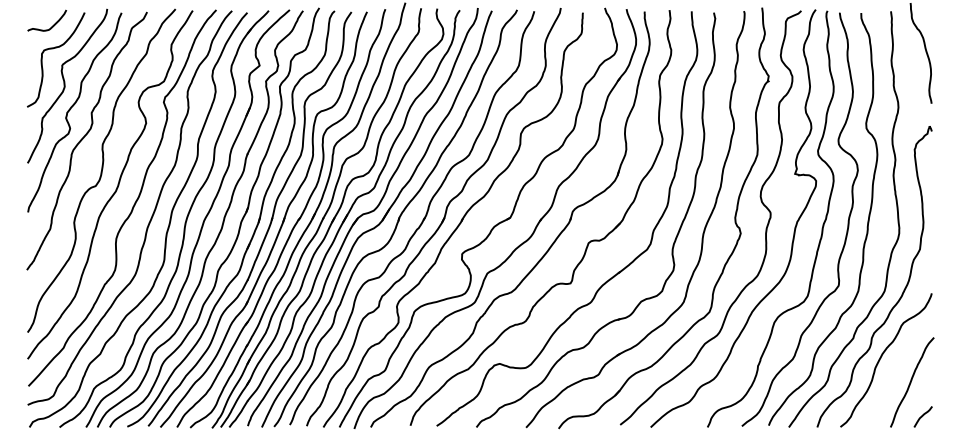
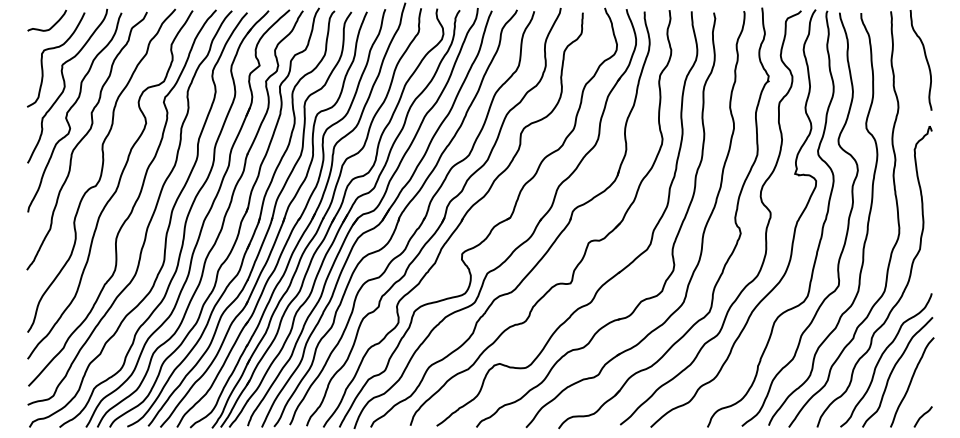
curve position: (925, 52) -> (925, 59) (925, 59)
curve: none -> present (893, 370)
